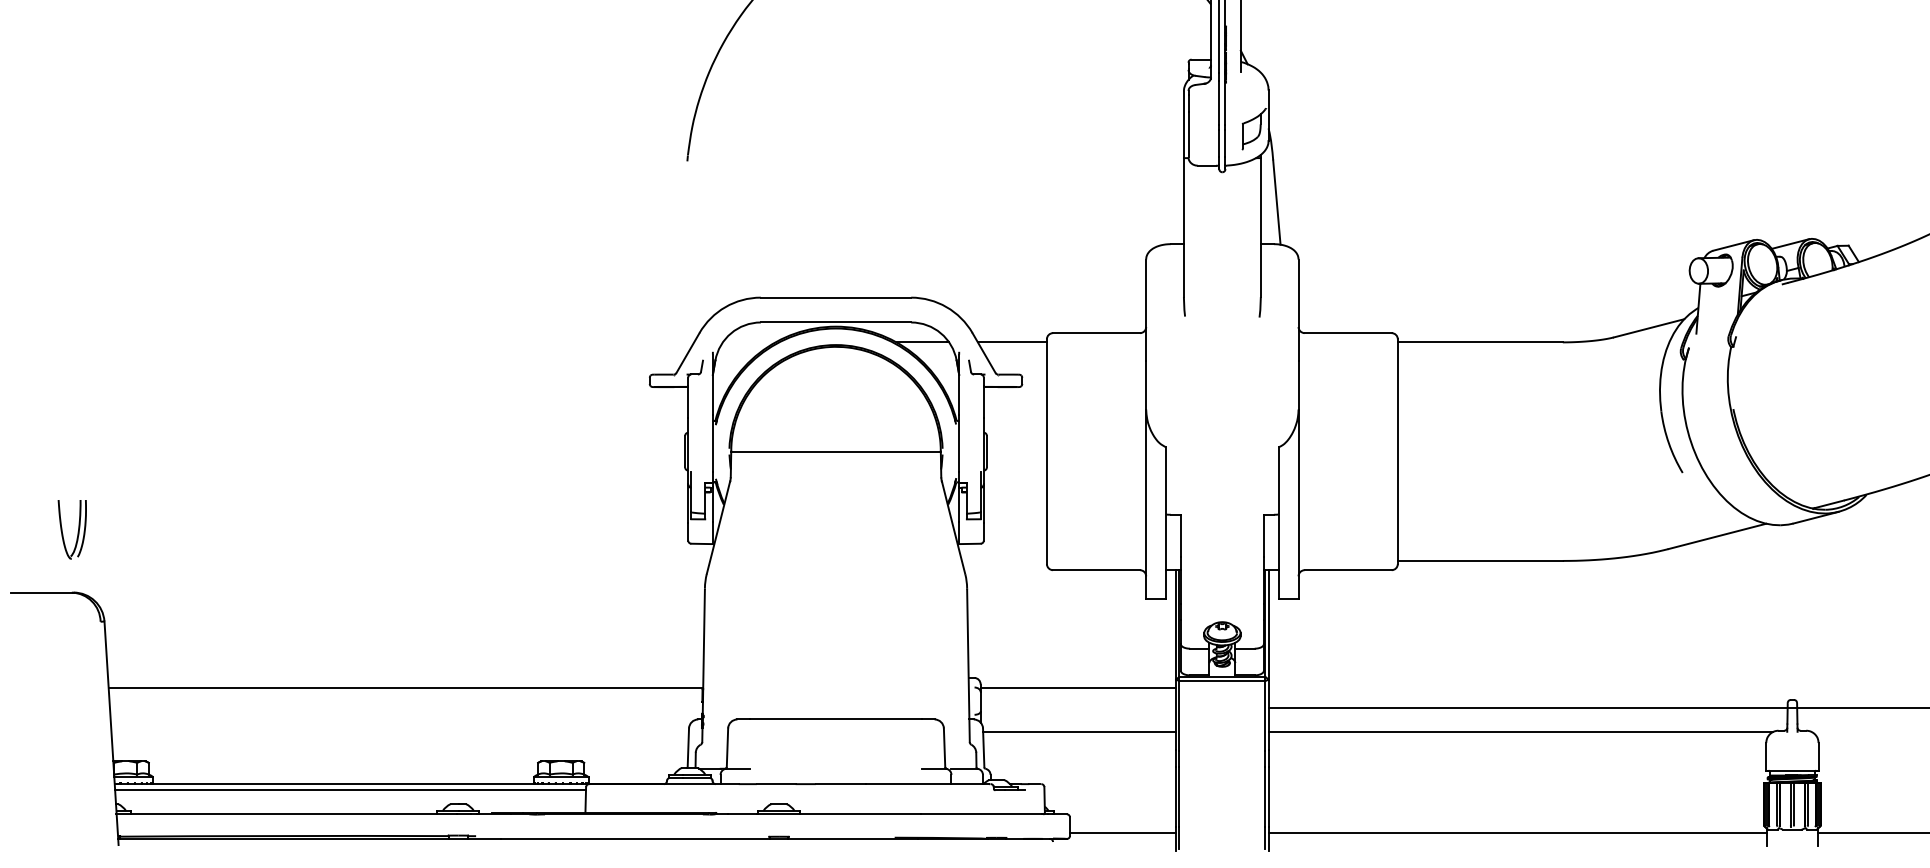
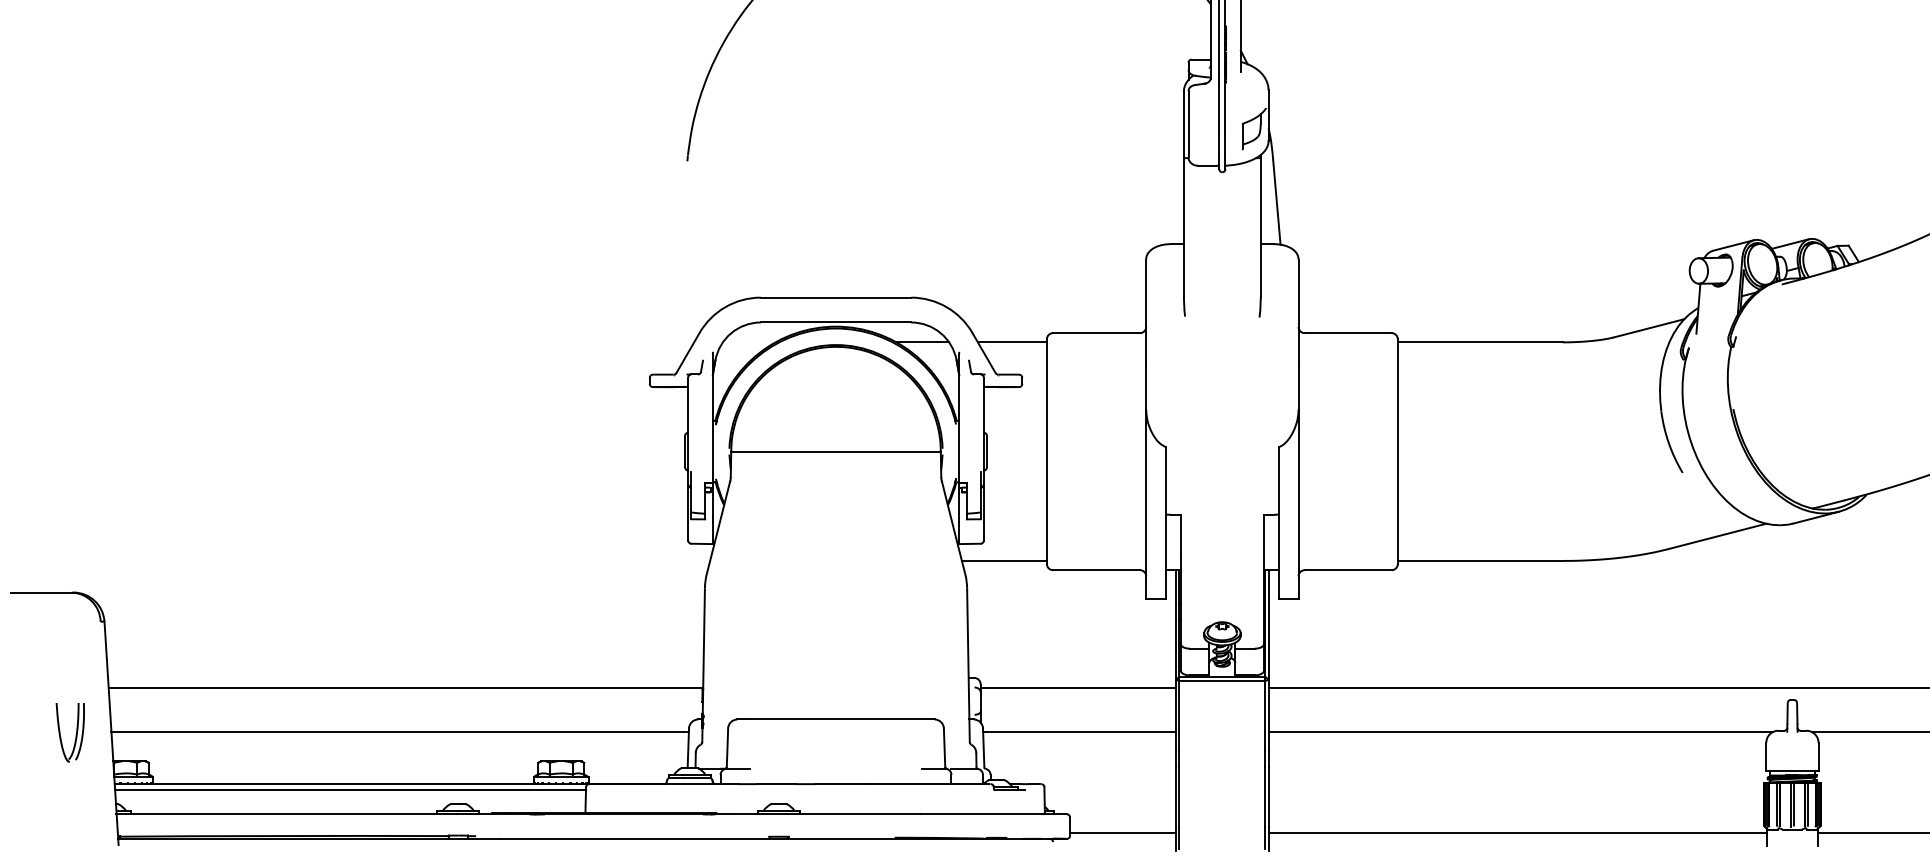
part position: (77, 531) -> (75, 734) (75, 734)
line: none -> present (1003, 560)
line position: (1597, 707) -> (1597, 687) (1597, 687)
line: none -> present (399, 732)
line: none -> present (1869, 732)
